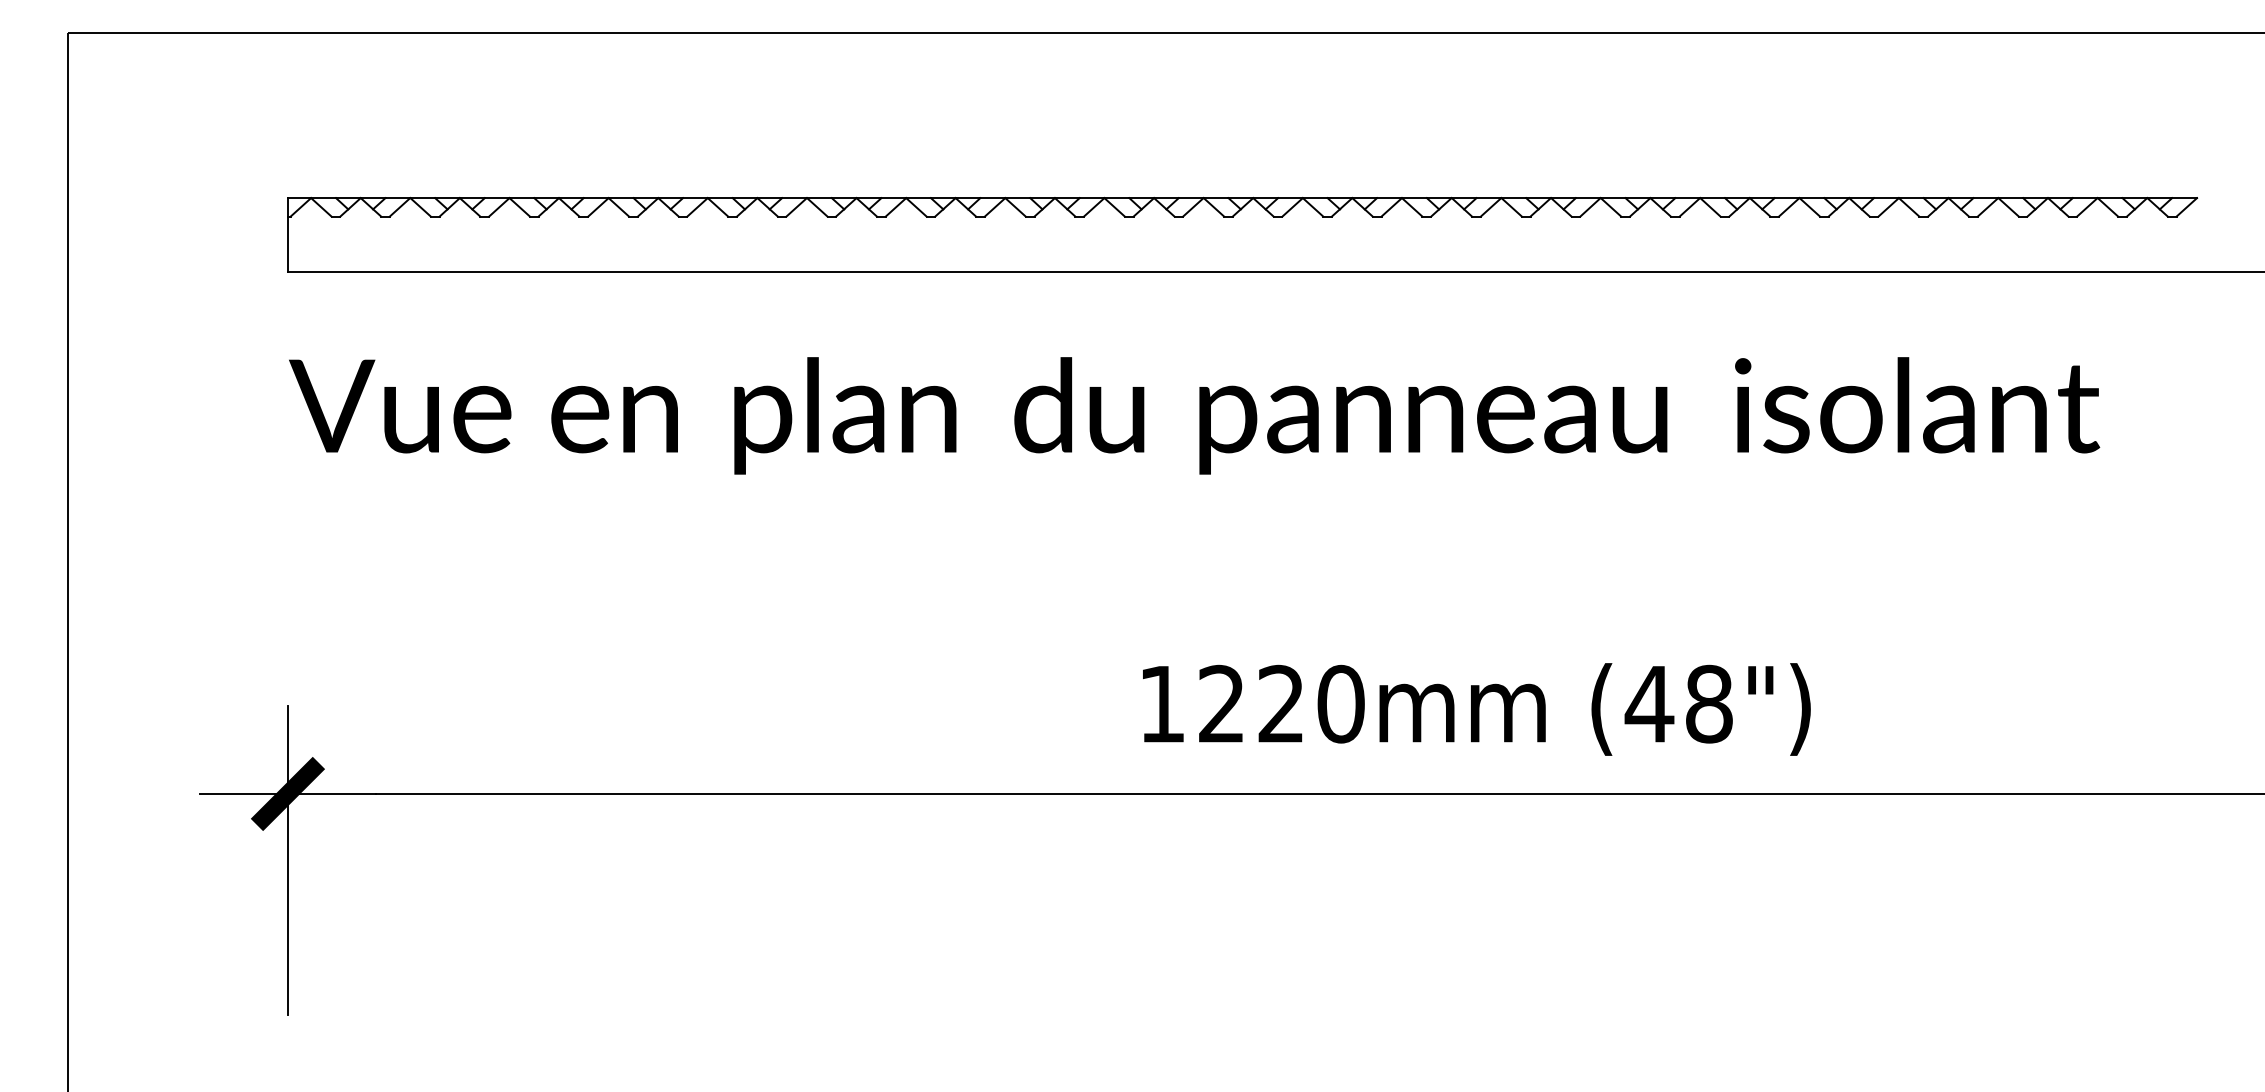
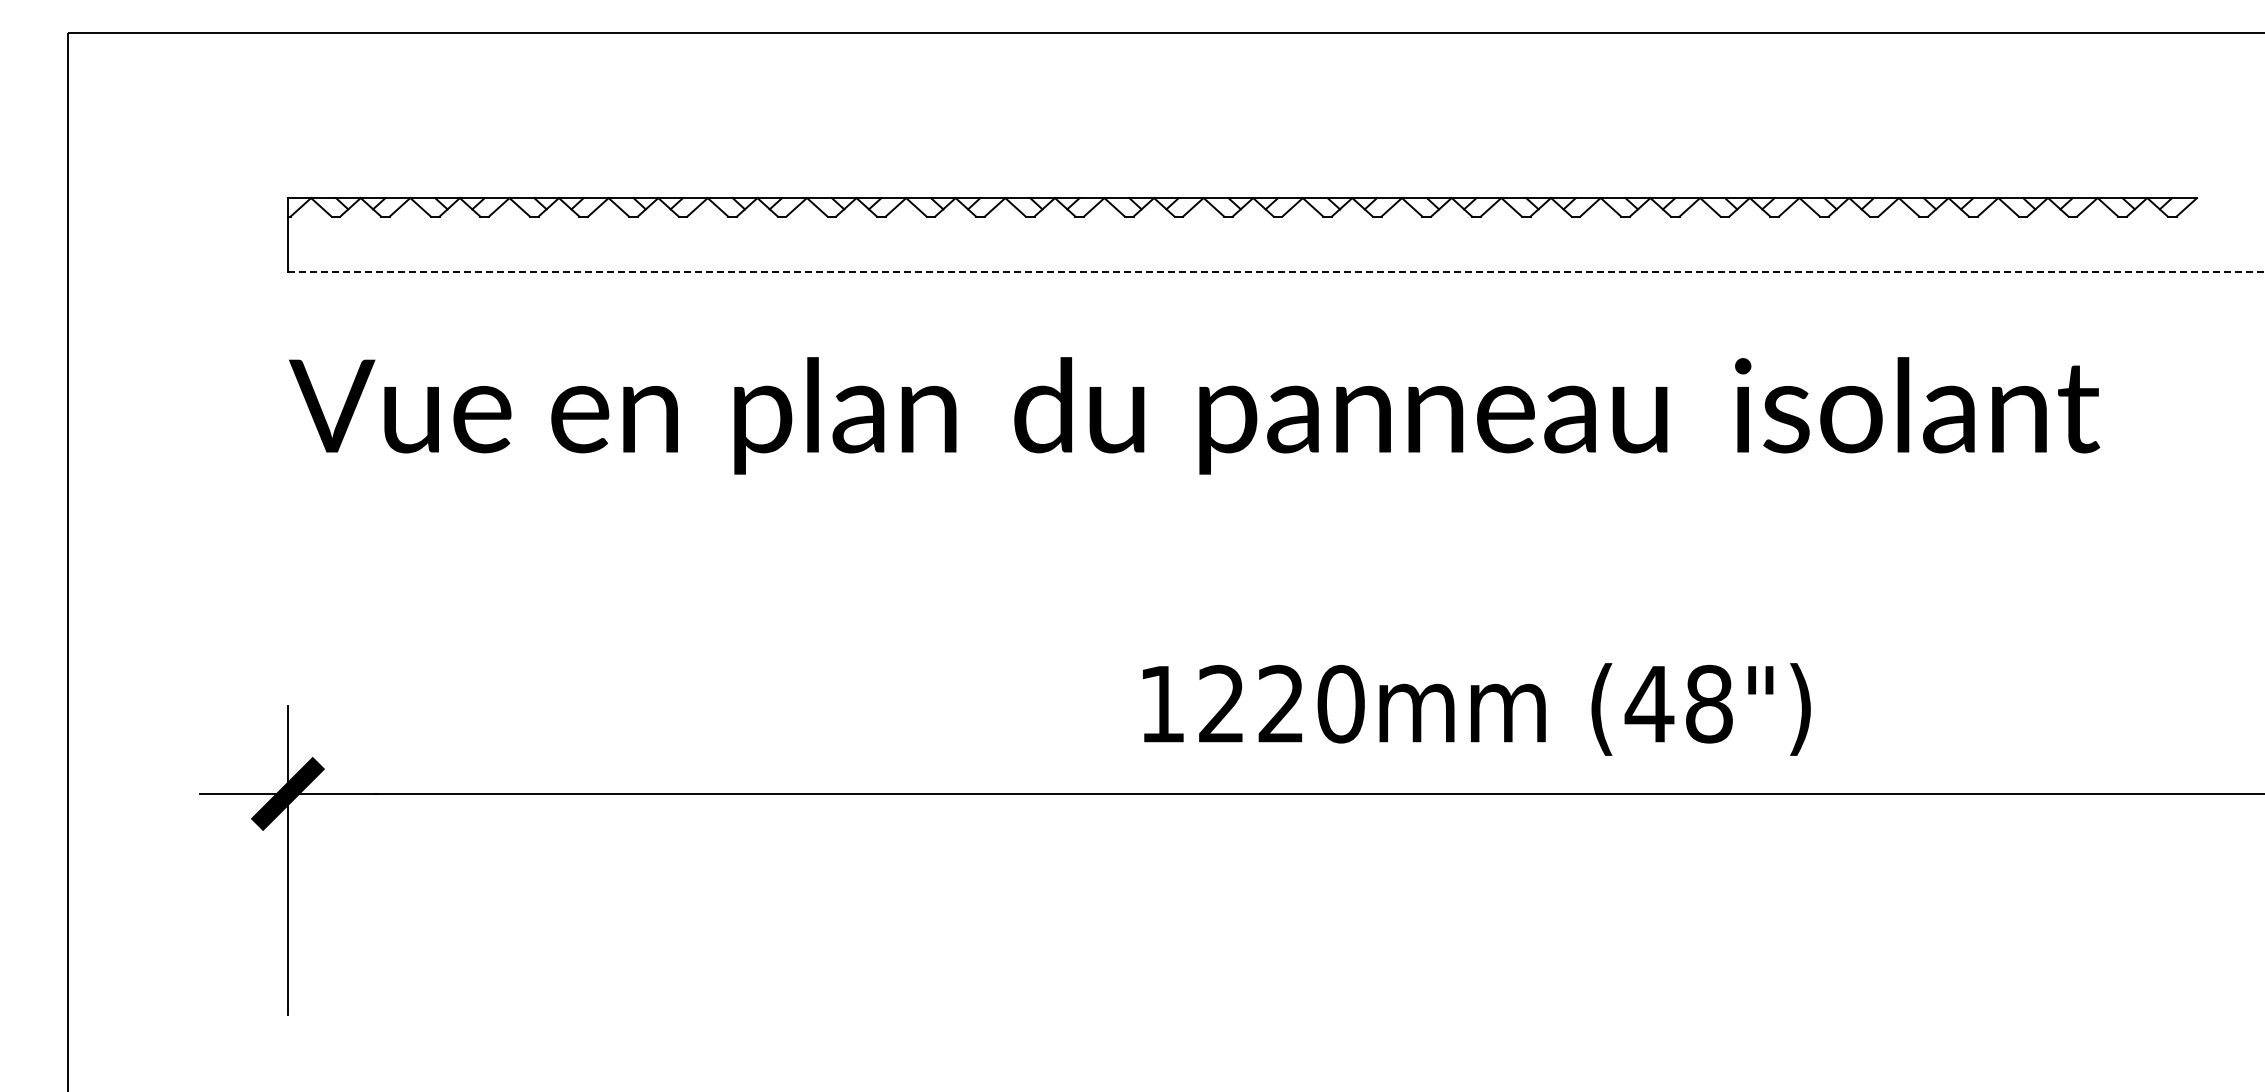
line: solid -> dashed (1276, 272)
